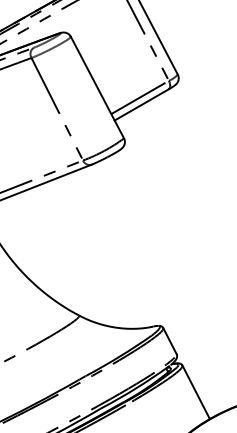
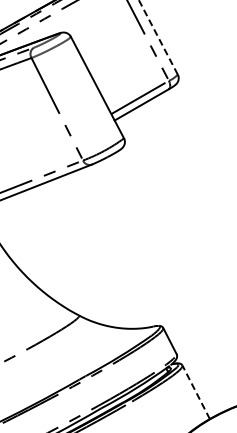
line: solid -> dashed (158, 37)
line: solid -> dashed (195, 391)
